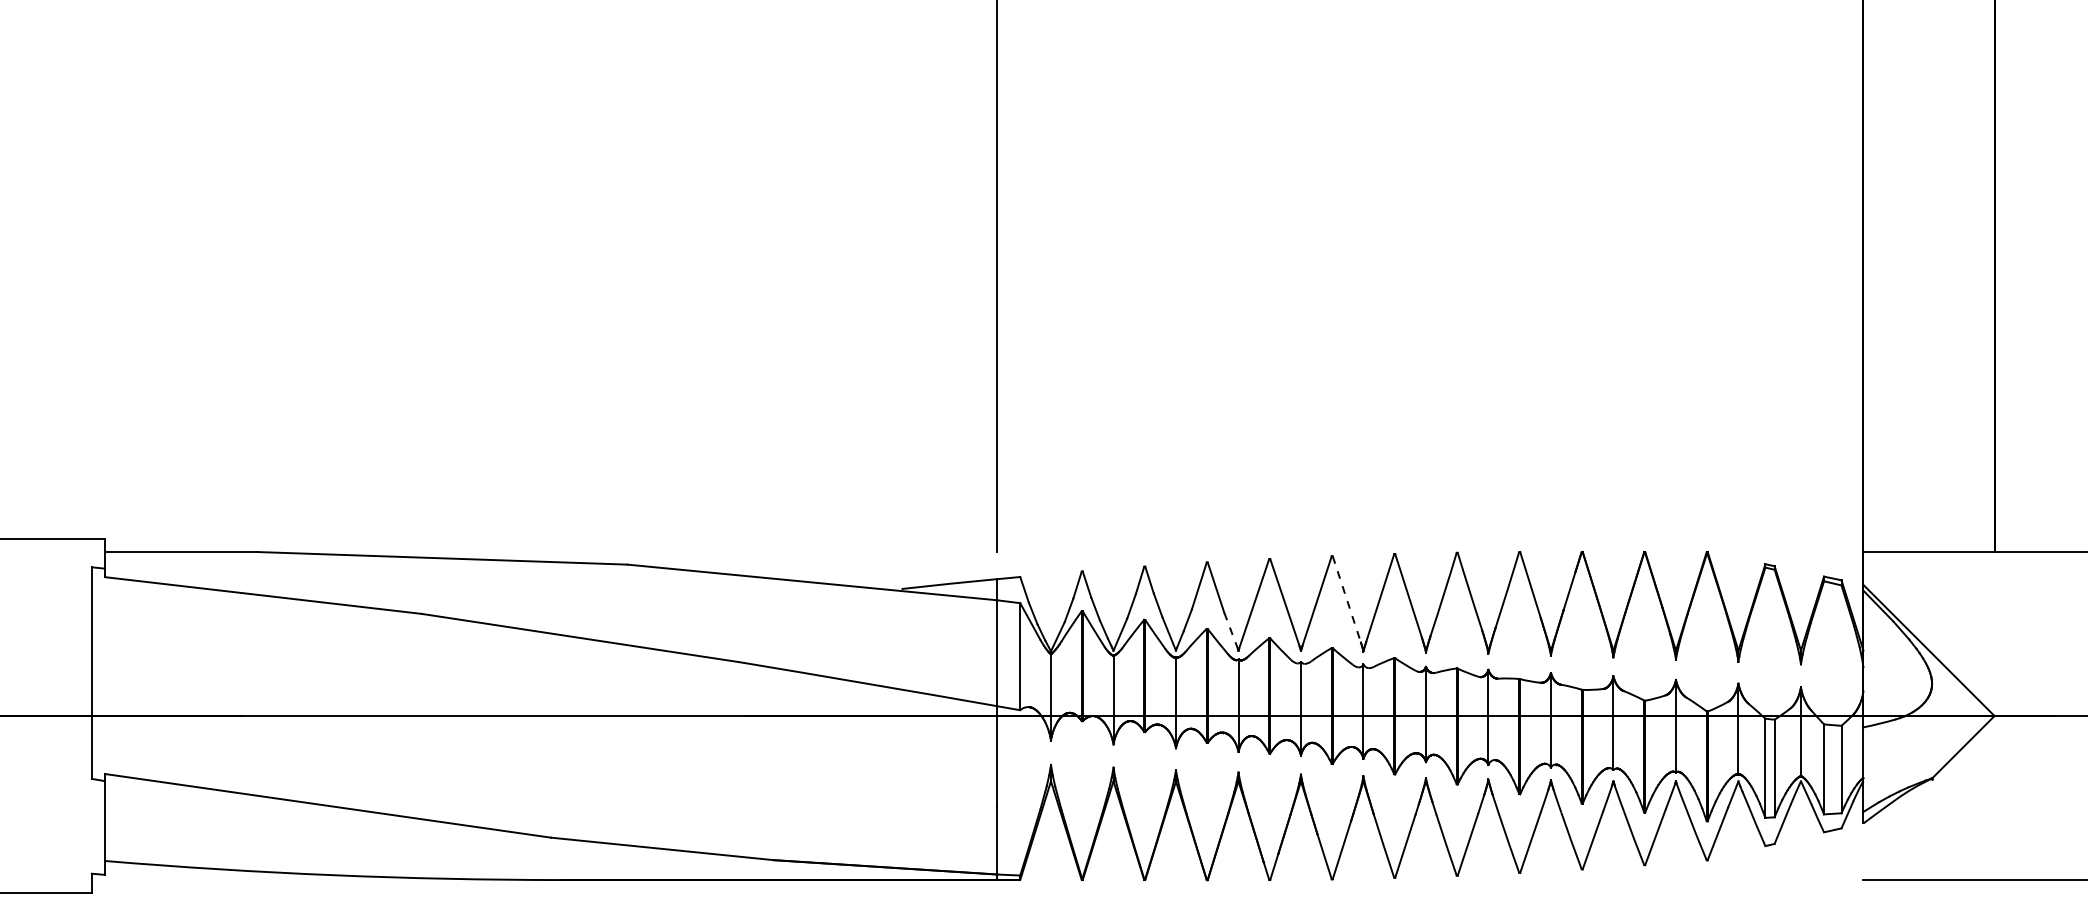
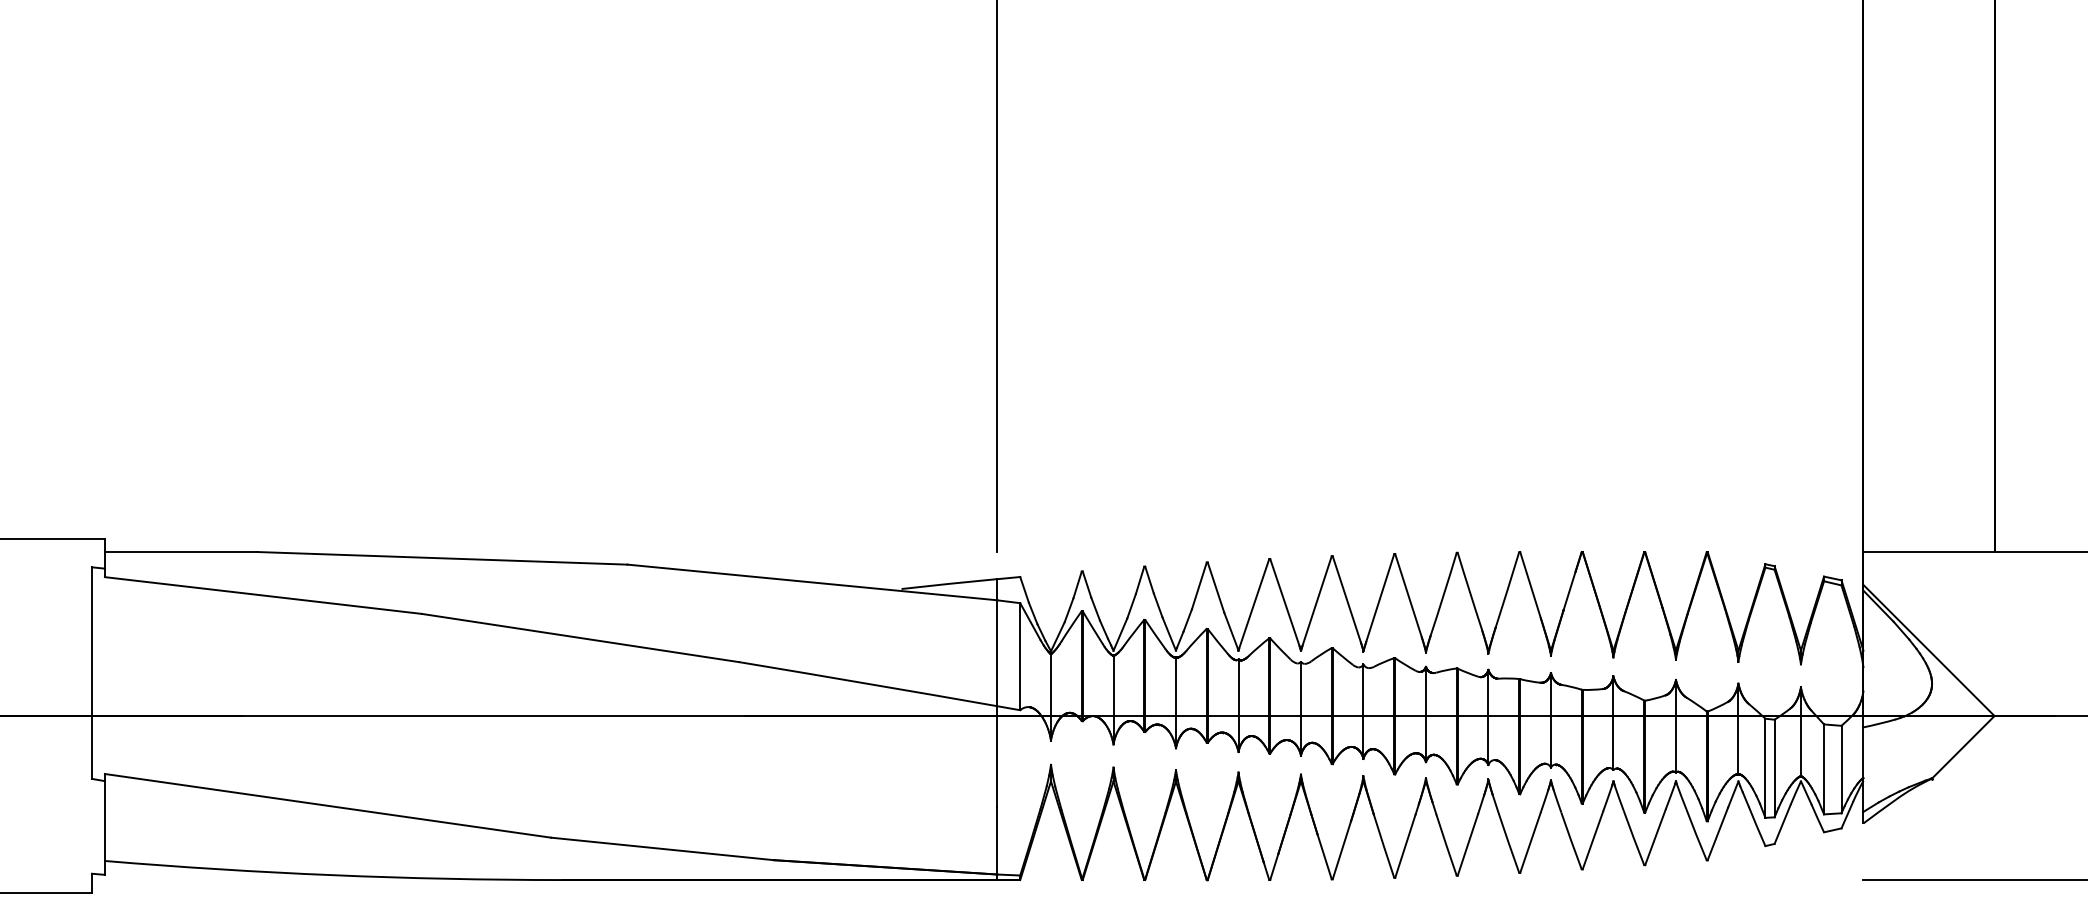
line: dashed -> solid (1346, 599)
line: dashed -> solid (1231, 631)
